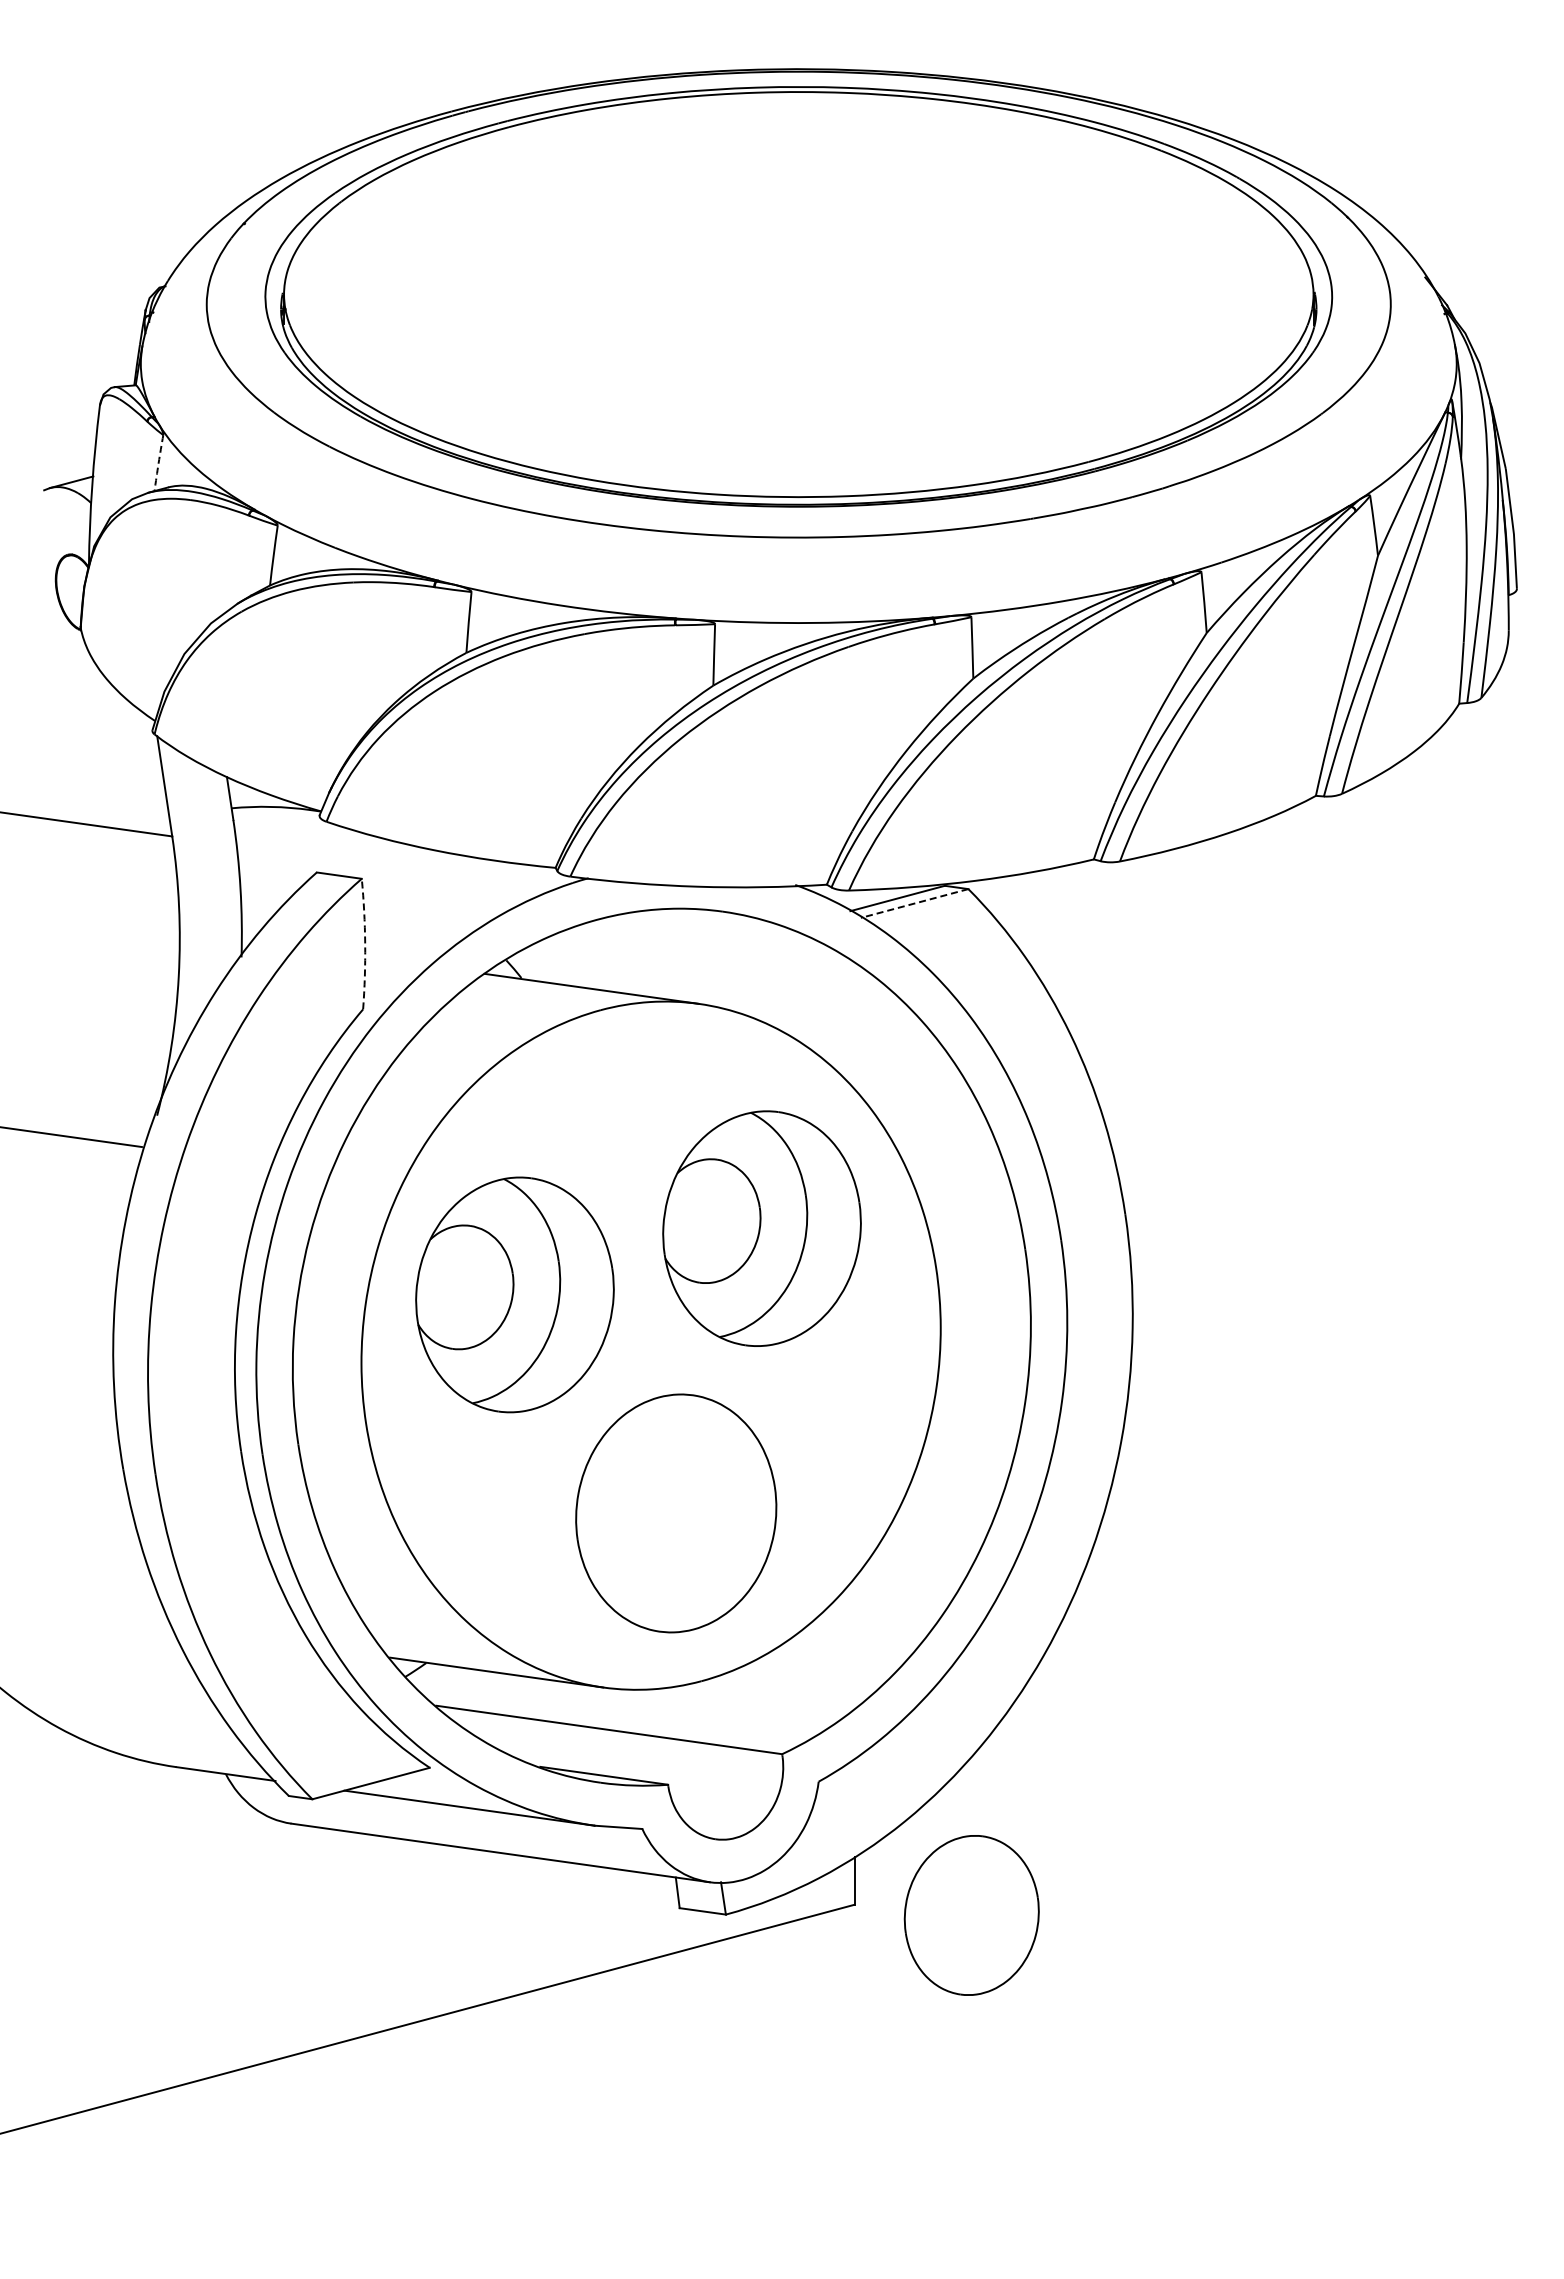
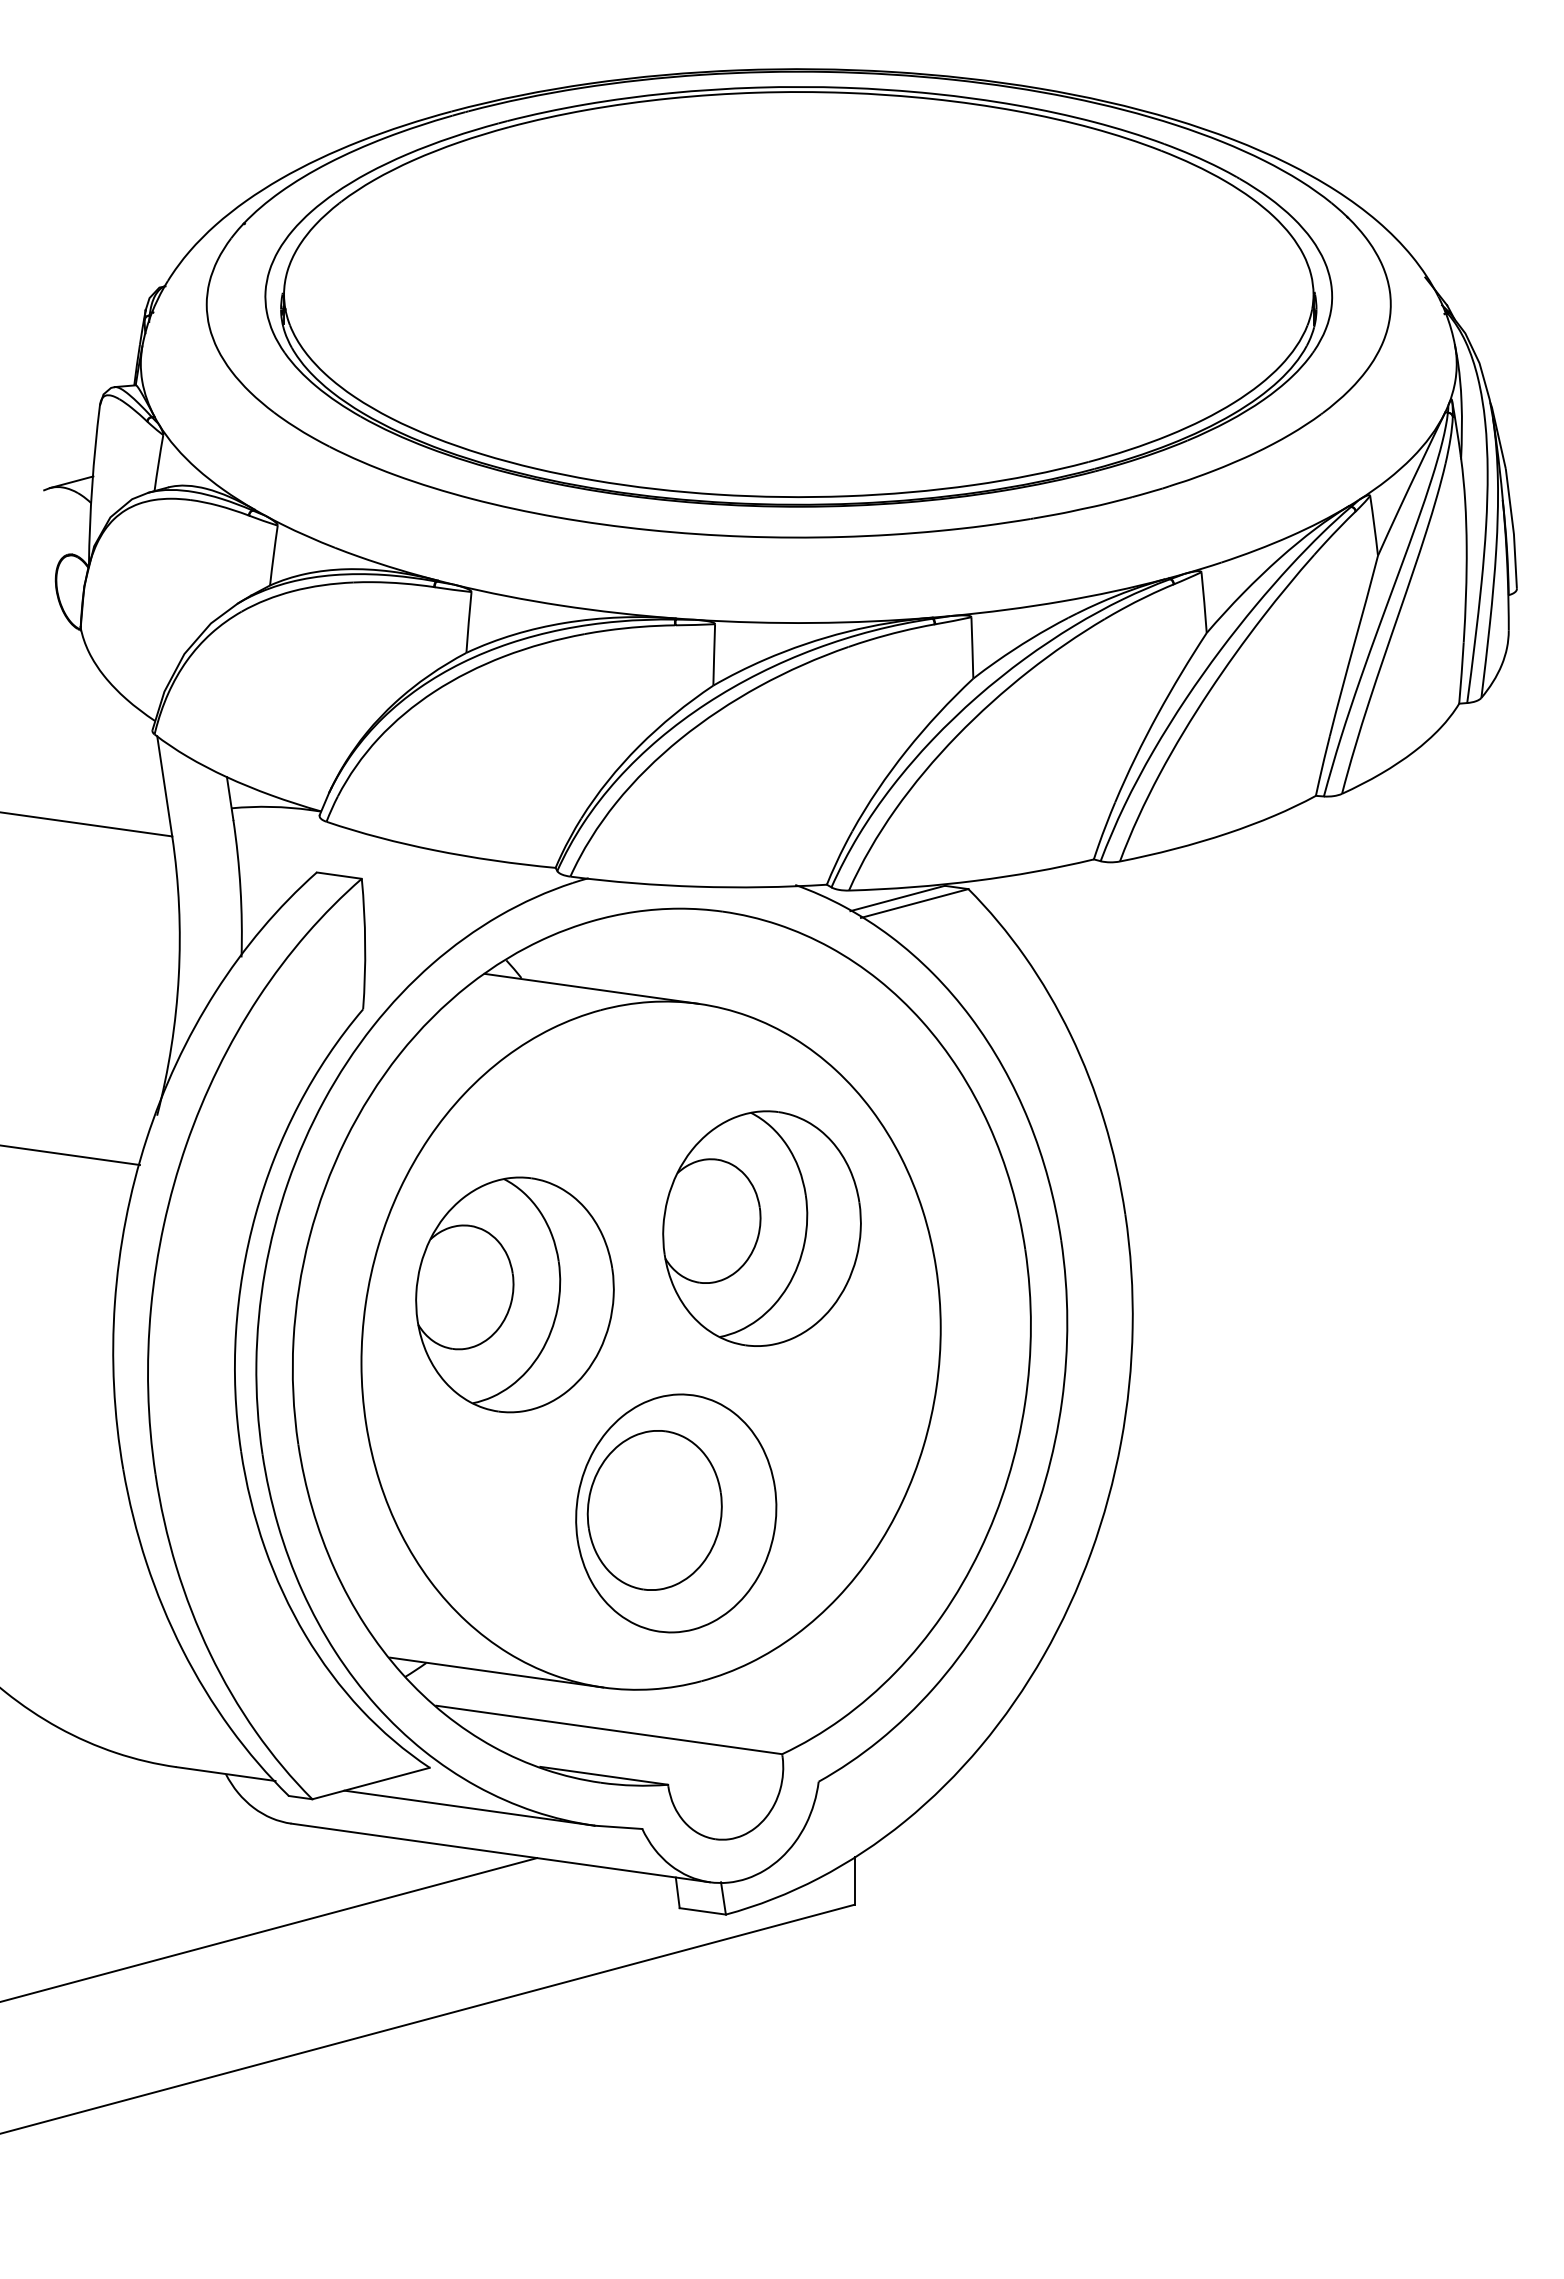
arc: dashed -> solid (158, 463)
line: dashed -> solid (914, 903)
arc: dashed -> solid (365, 944)
line position: (71, 1137) -> (70, 1155) (70, 1155)
part position: (971, 1915) -> (654, 1510) (654, 1510)
line: none -> present (269, 1929)
